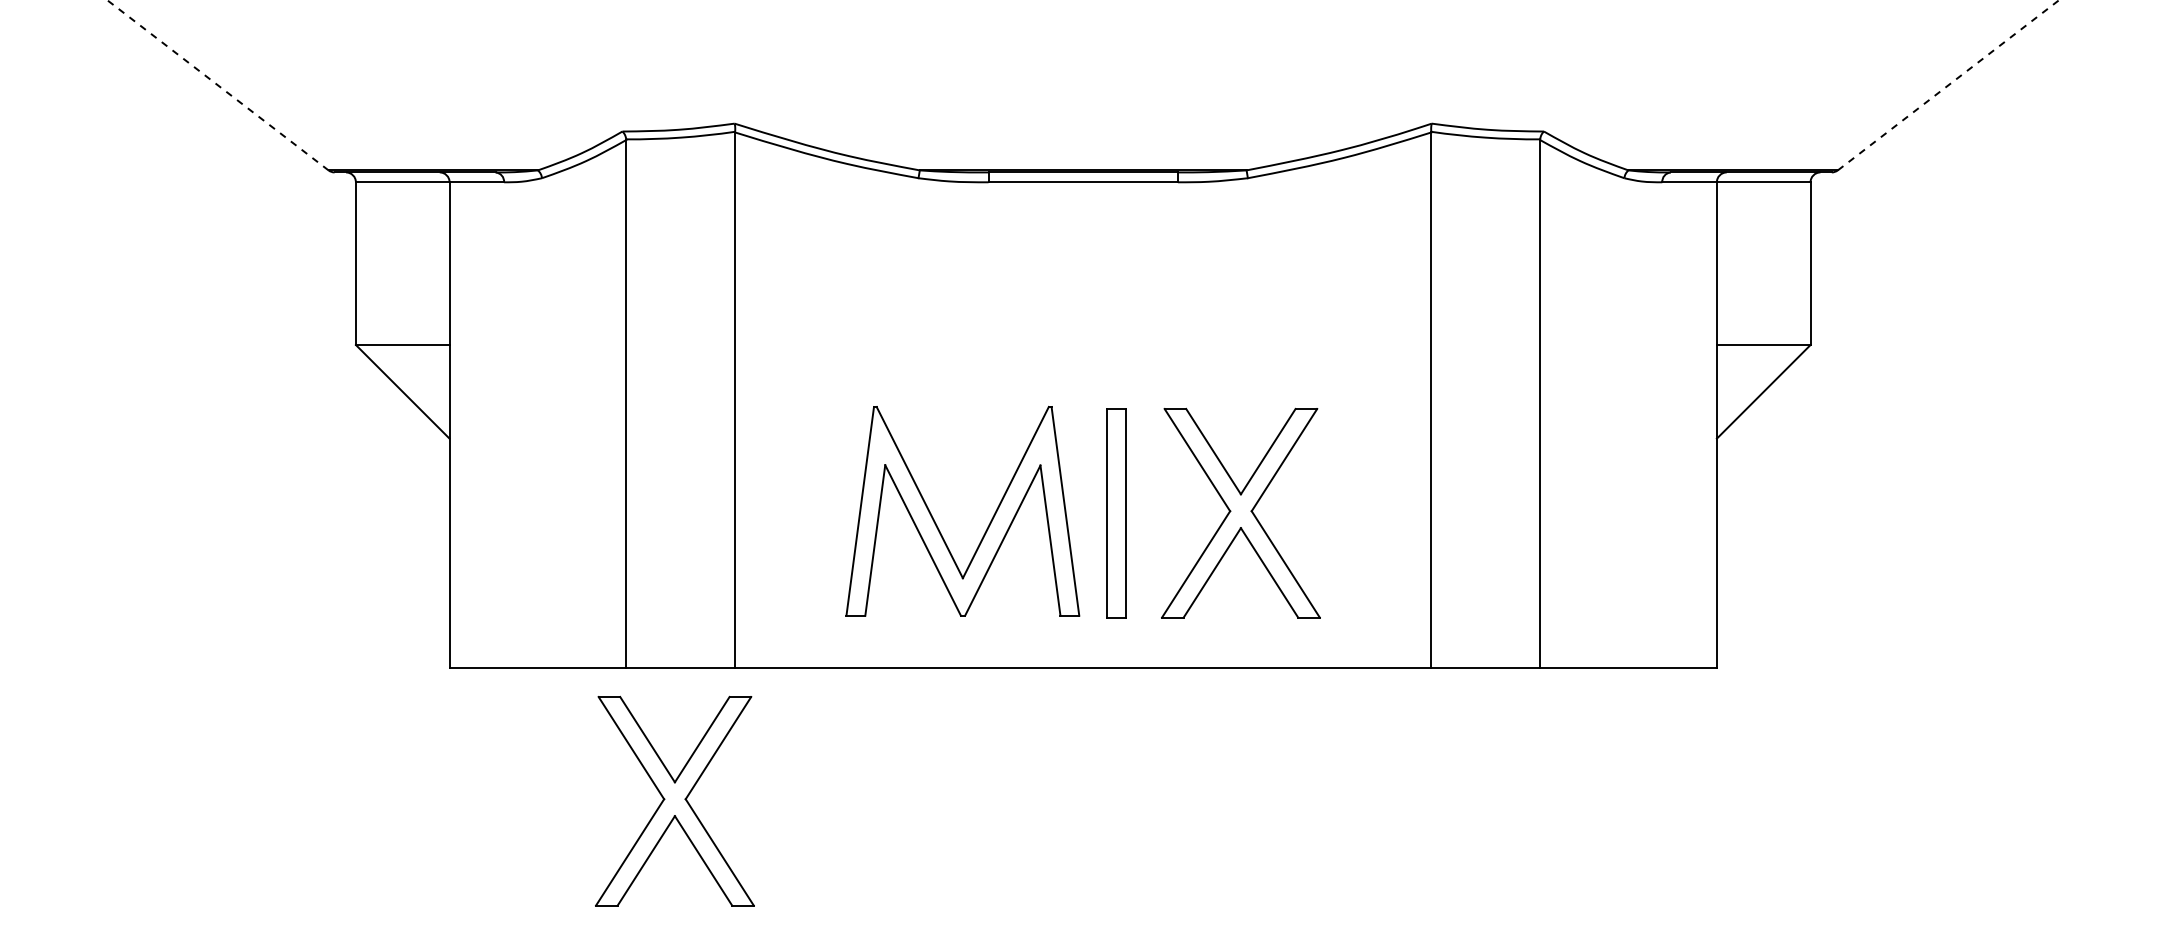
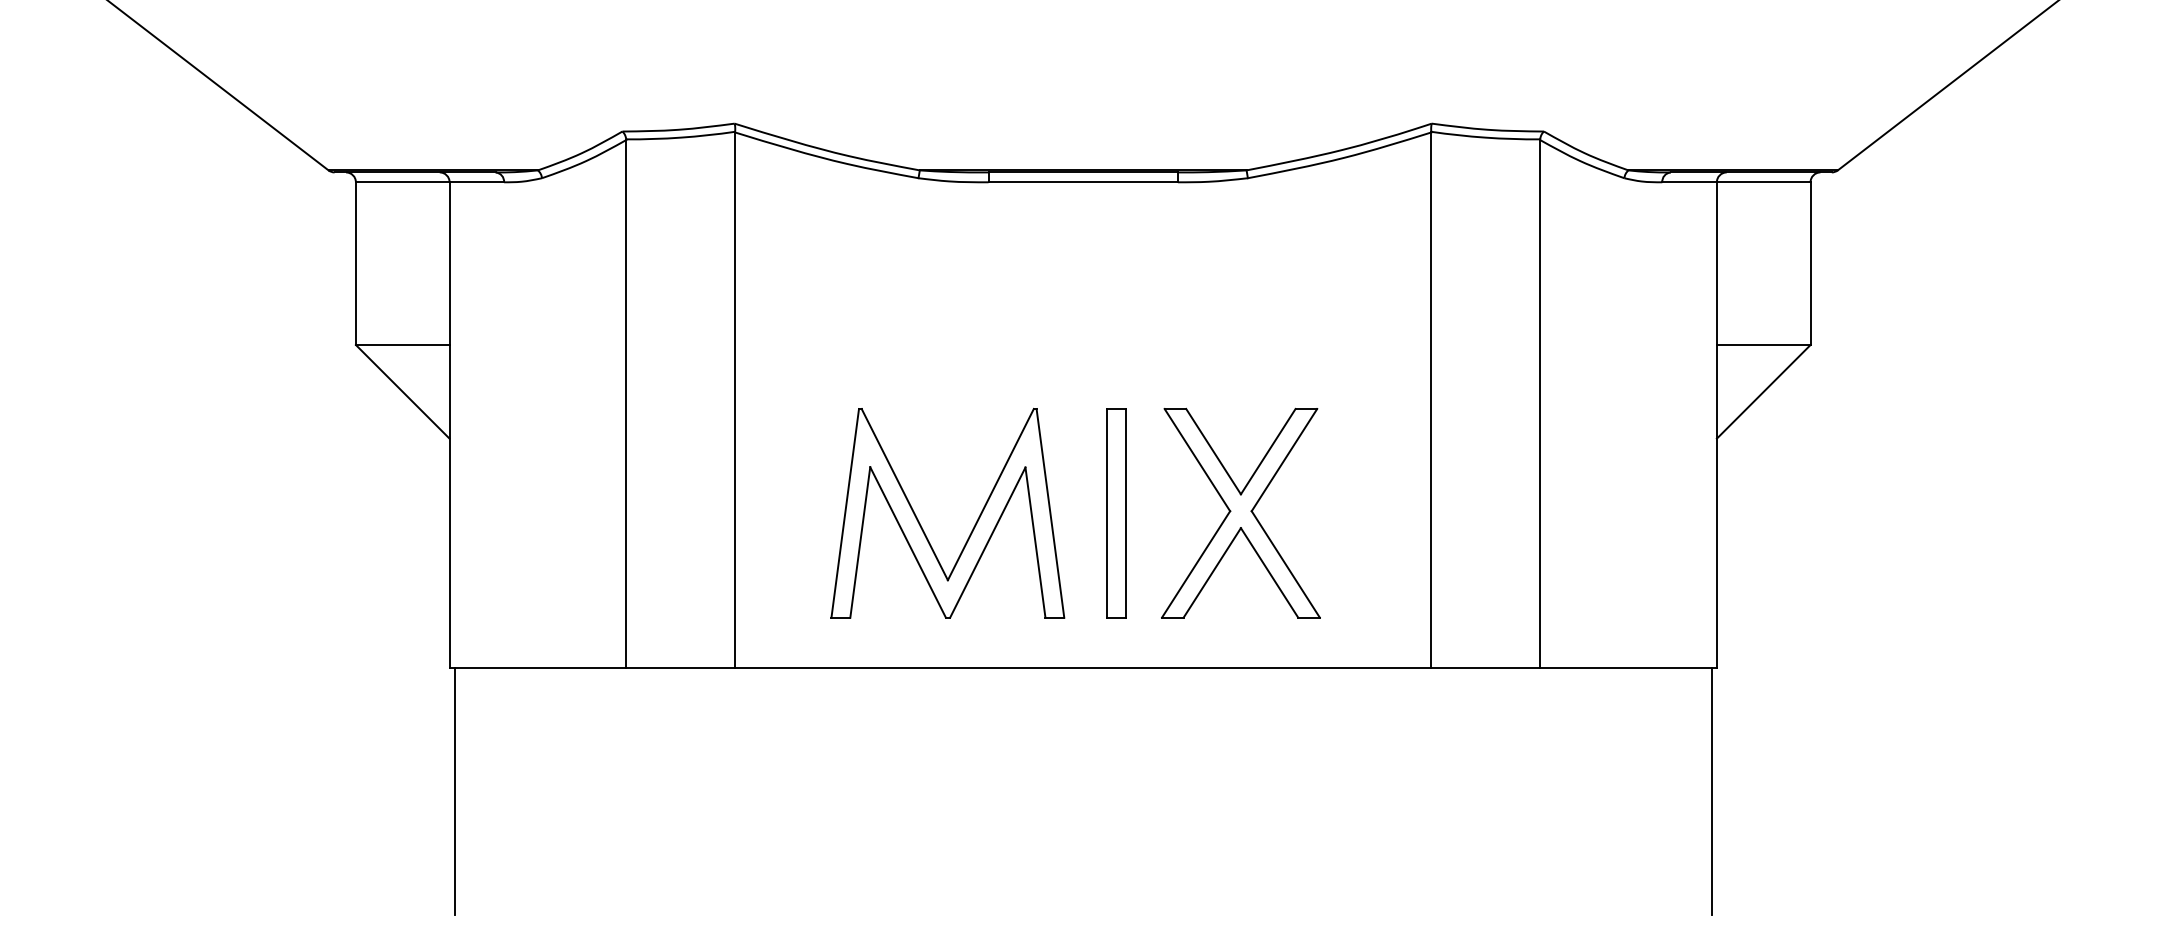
line: dashed -> solid (218, 85)
line: dashed -> solid (1948, 85)
part position: (936, 523) -> (921, 525) (921, 525)
line: none -> present (454, 790)
line: none -> present (1711, 790)
part: present -> none (674, 800)
